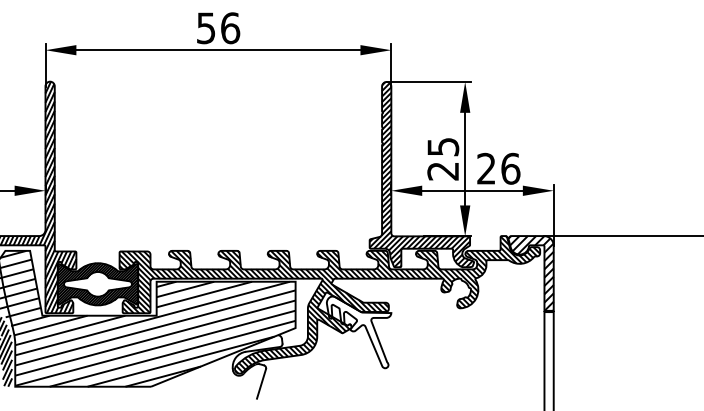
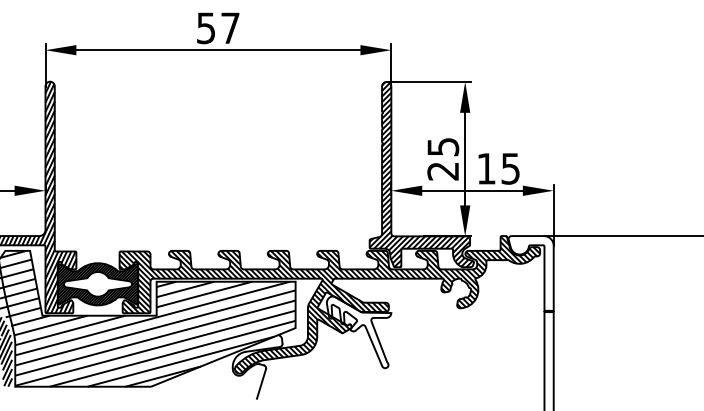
text: 56 -> 57 (230, 28)
text: 26 -> 15 (498, 168)
hatch: present -> none (530, 273)
